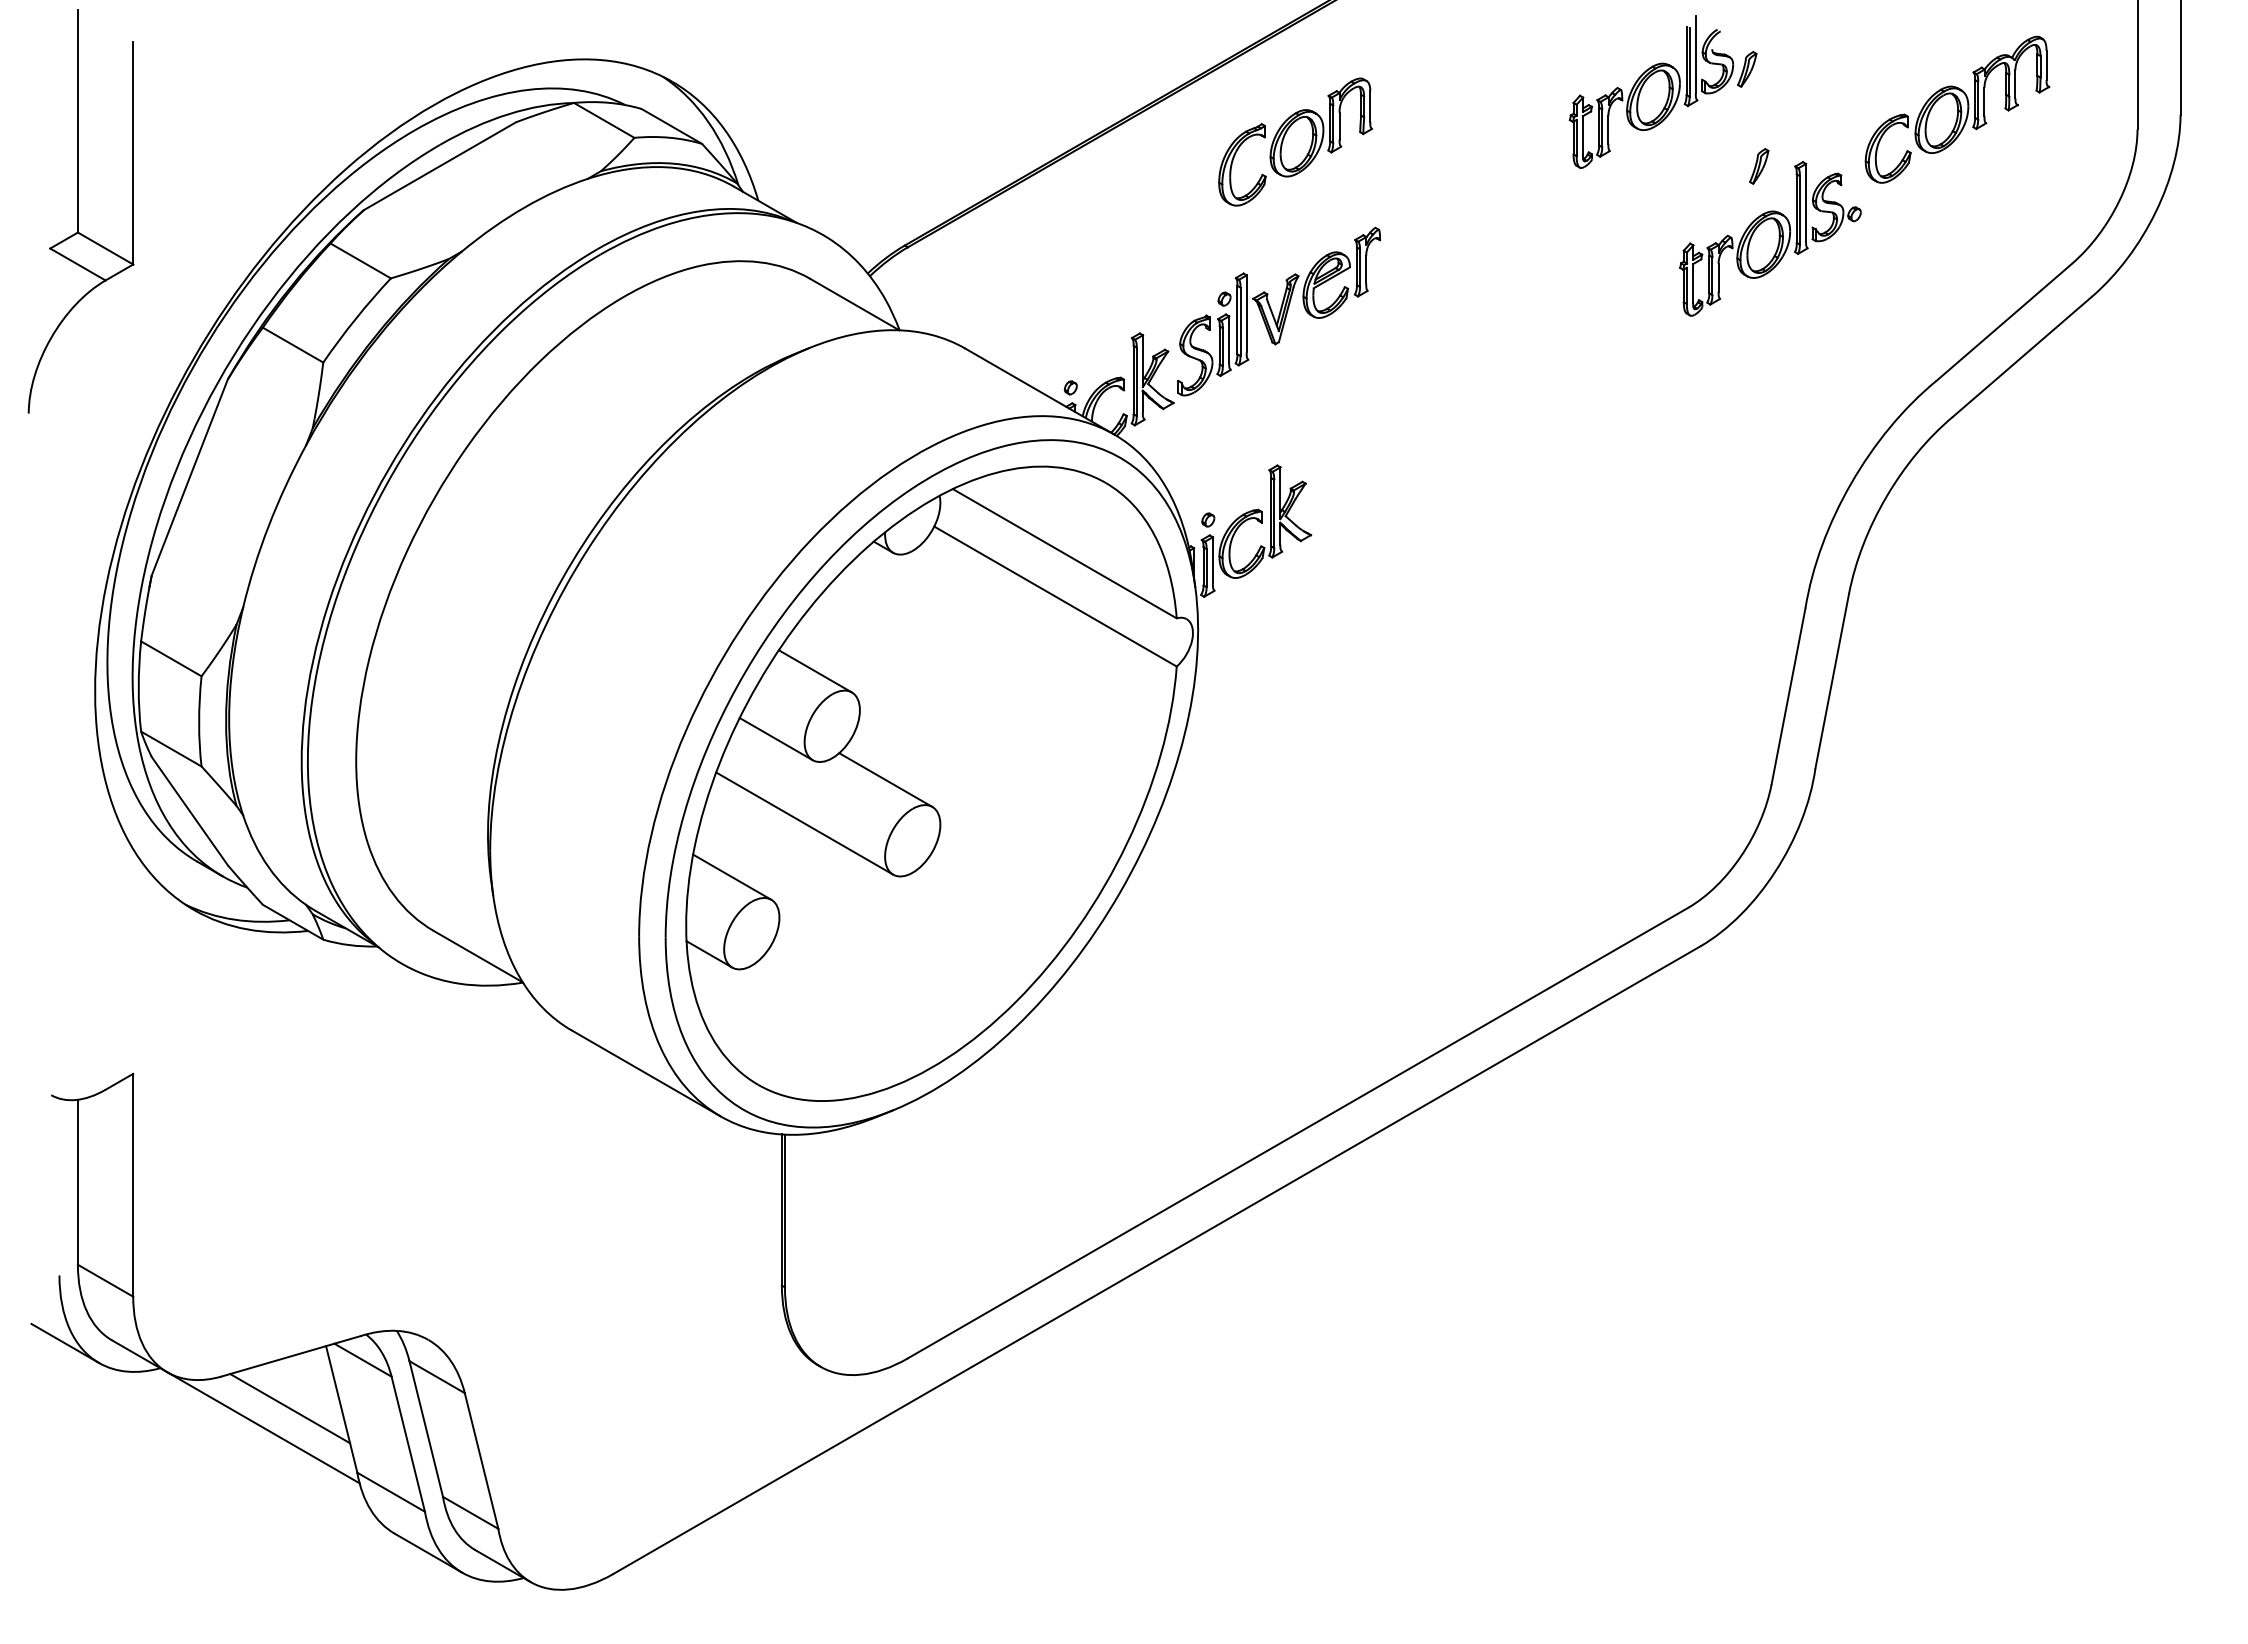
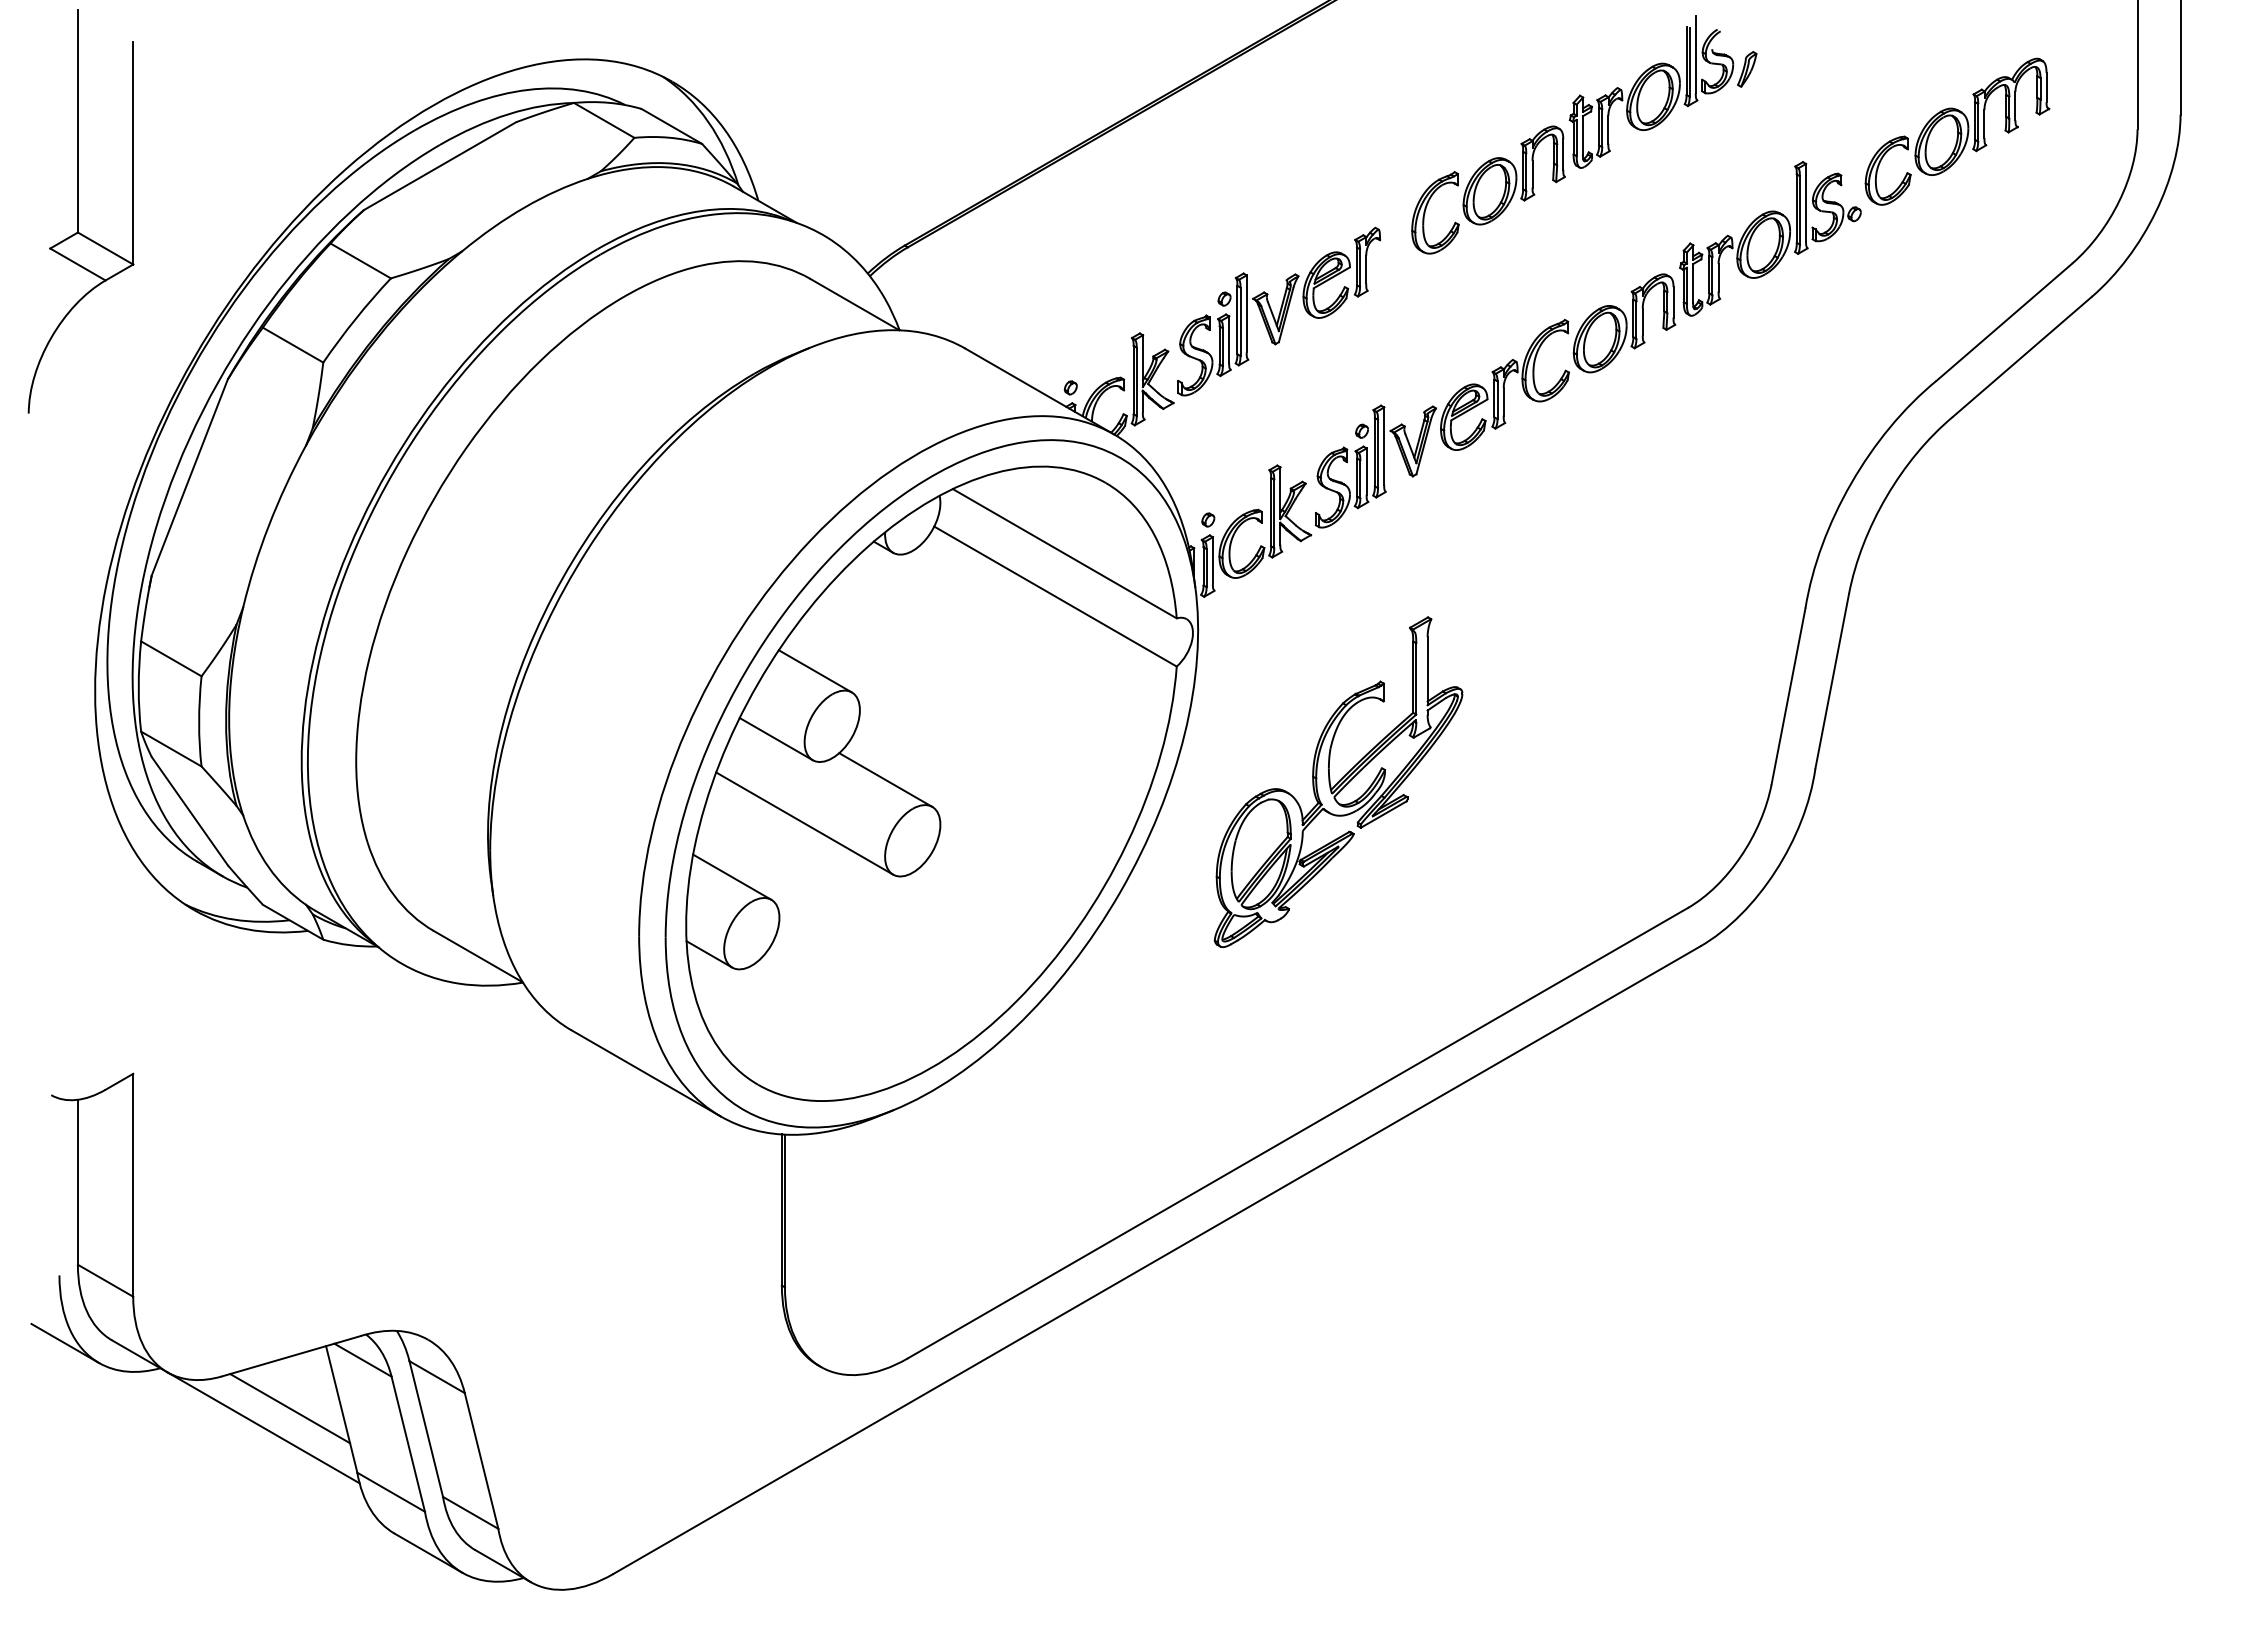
part position: (1957, 109) -> (1957, 131) (1957, 131)
part position: (1295, 141) -> (1488, 189) (1488, 189)
part: present -> none (1759, 166)
part: none -> present (1495, 400)
part: none -> present (1338, 782)
